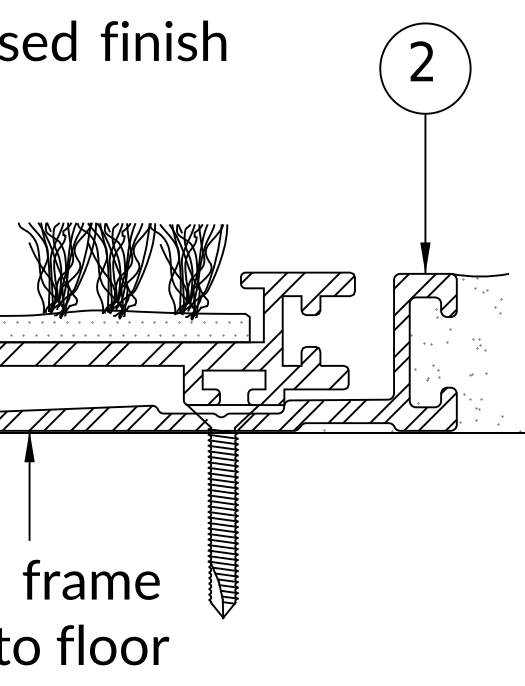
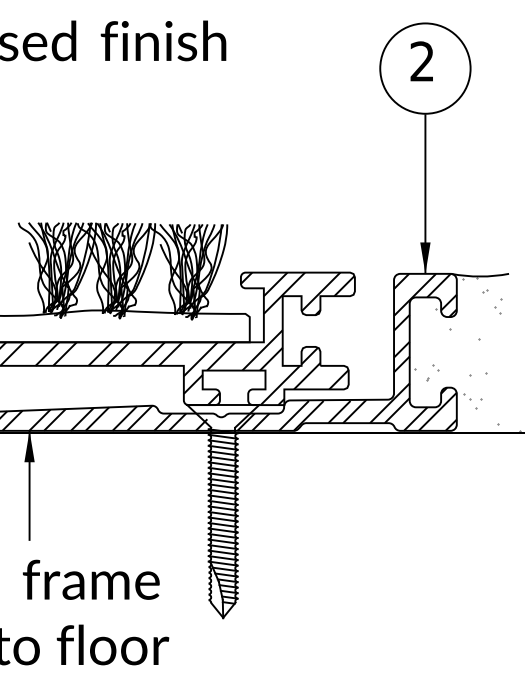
hatch: present -> none (125, 328)
hatch: present -> none (412, 359)
